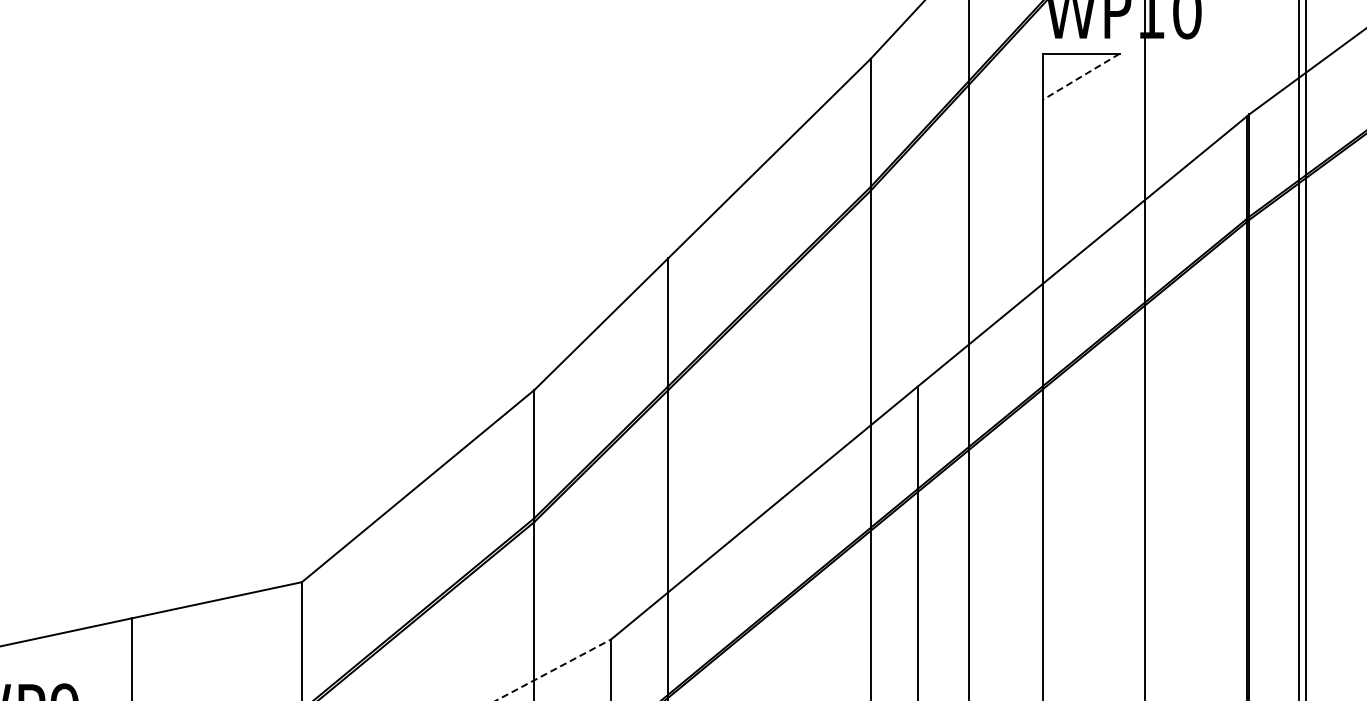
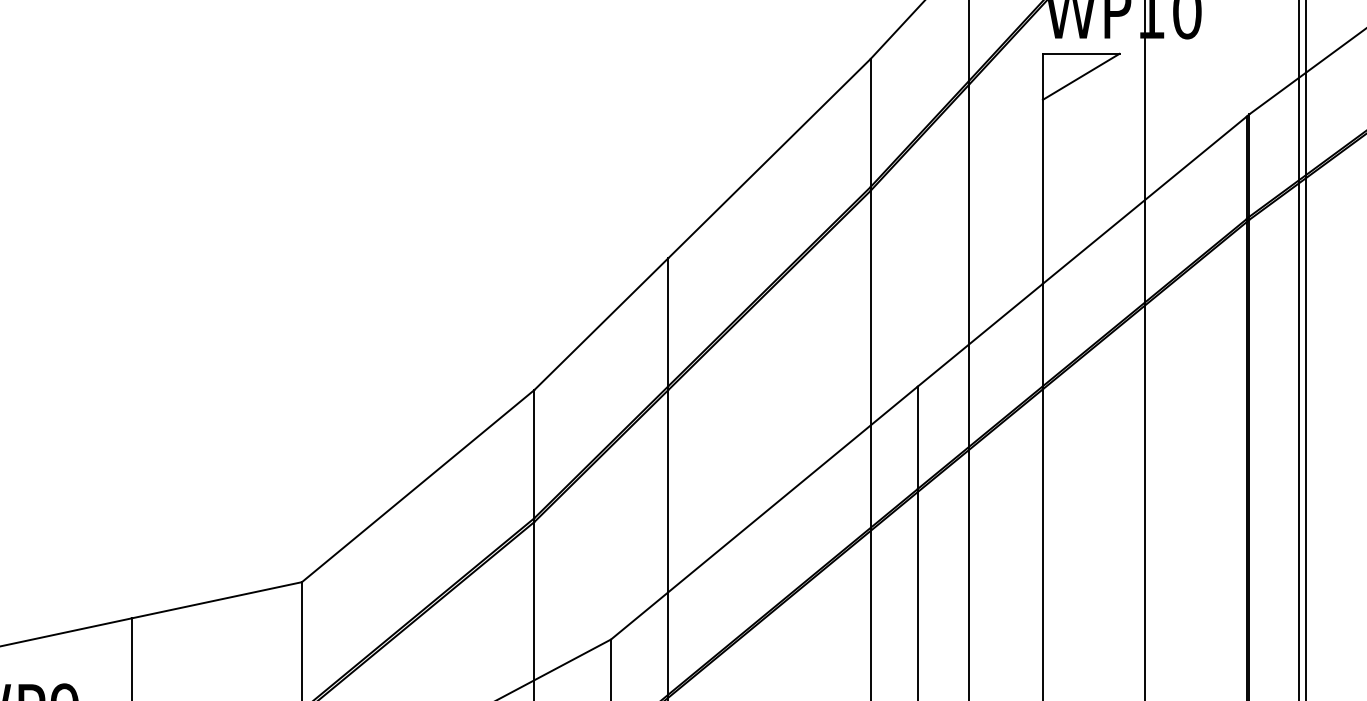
line: dashed -> solid (1081, 76)
line: dashed -> solid (553, 670)
